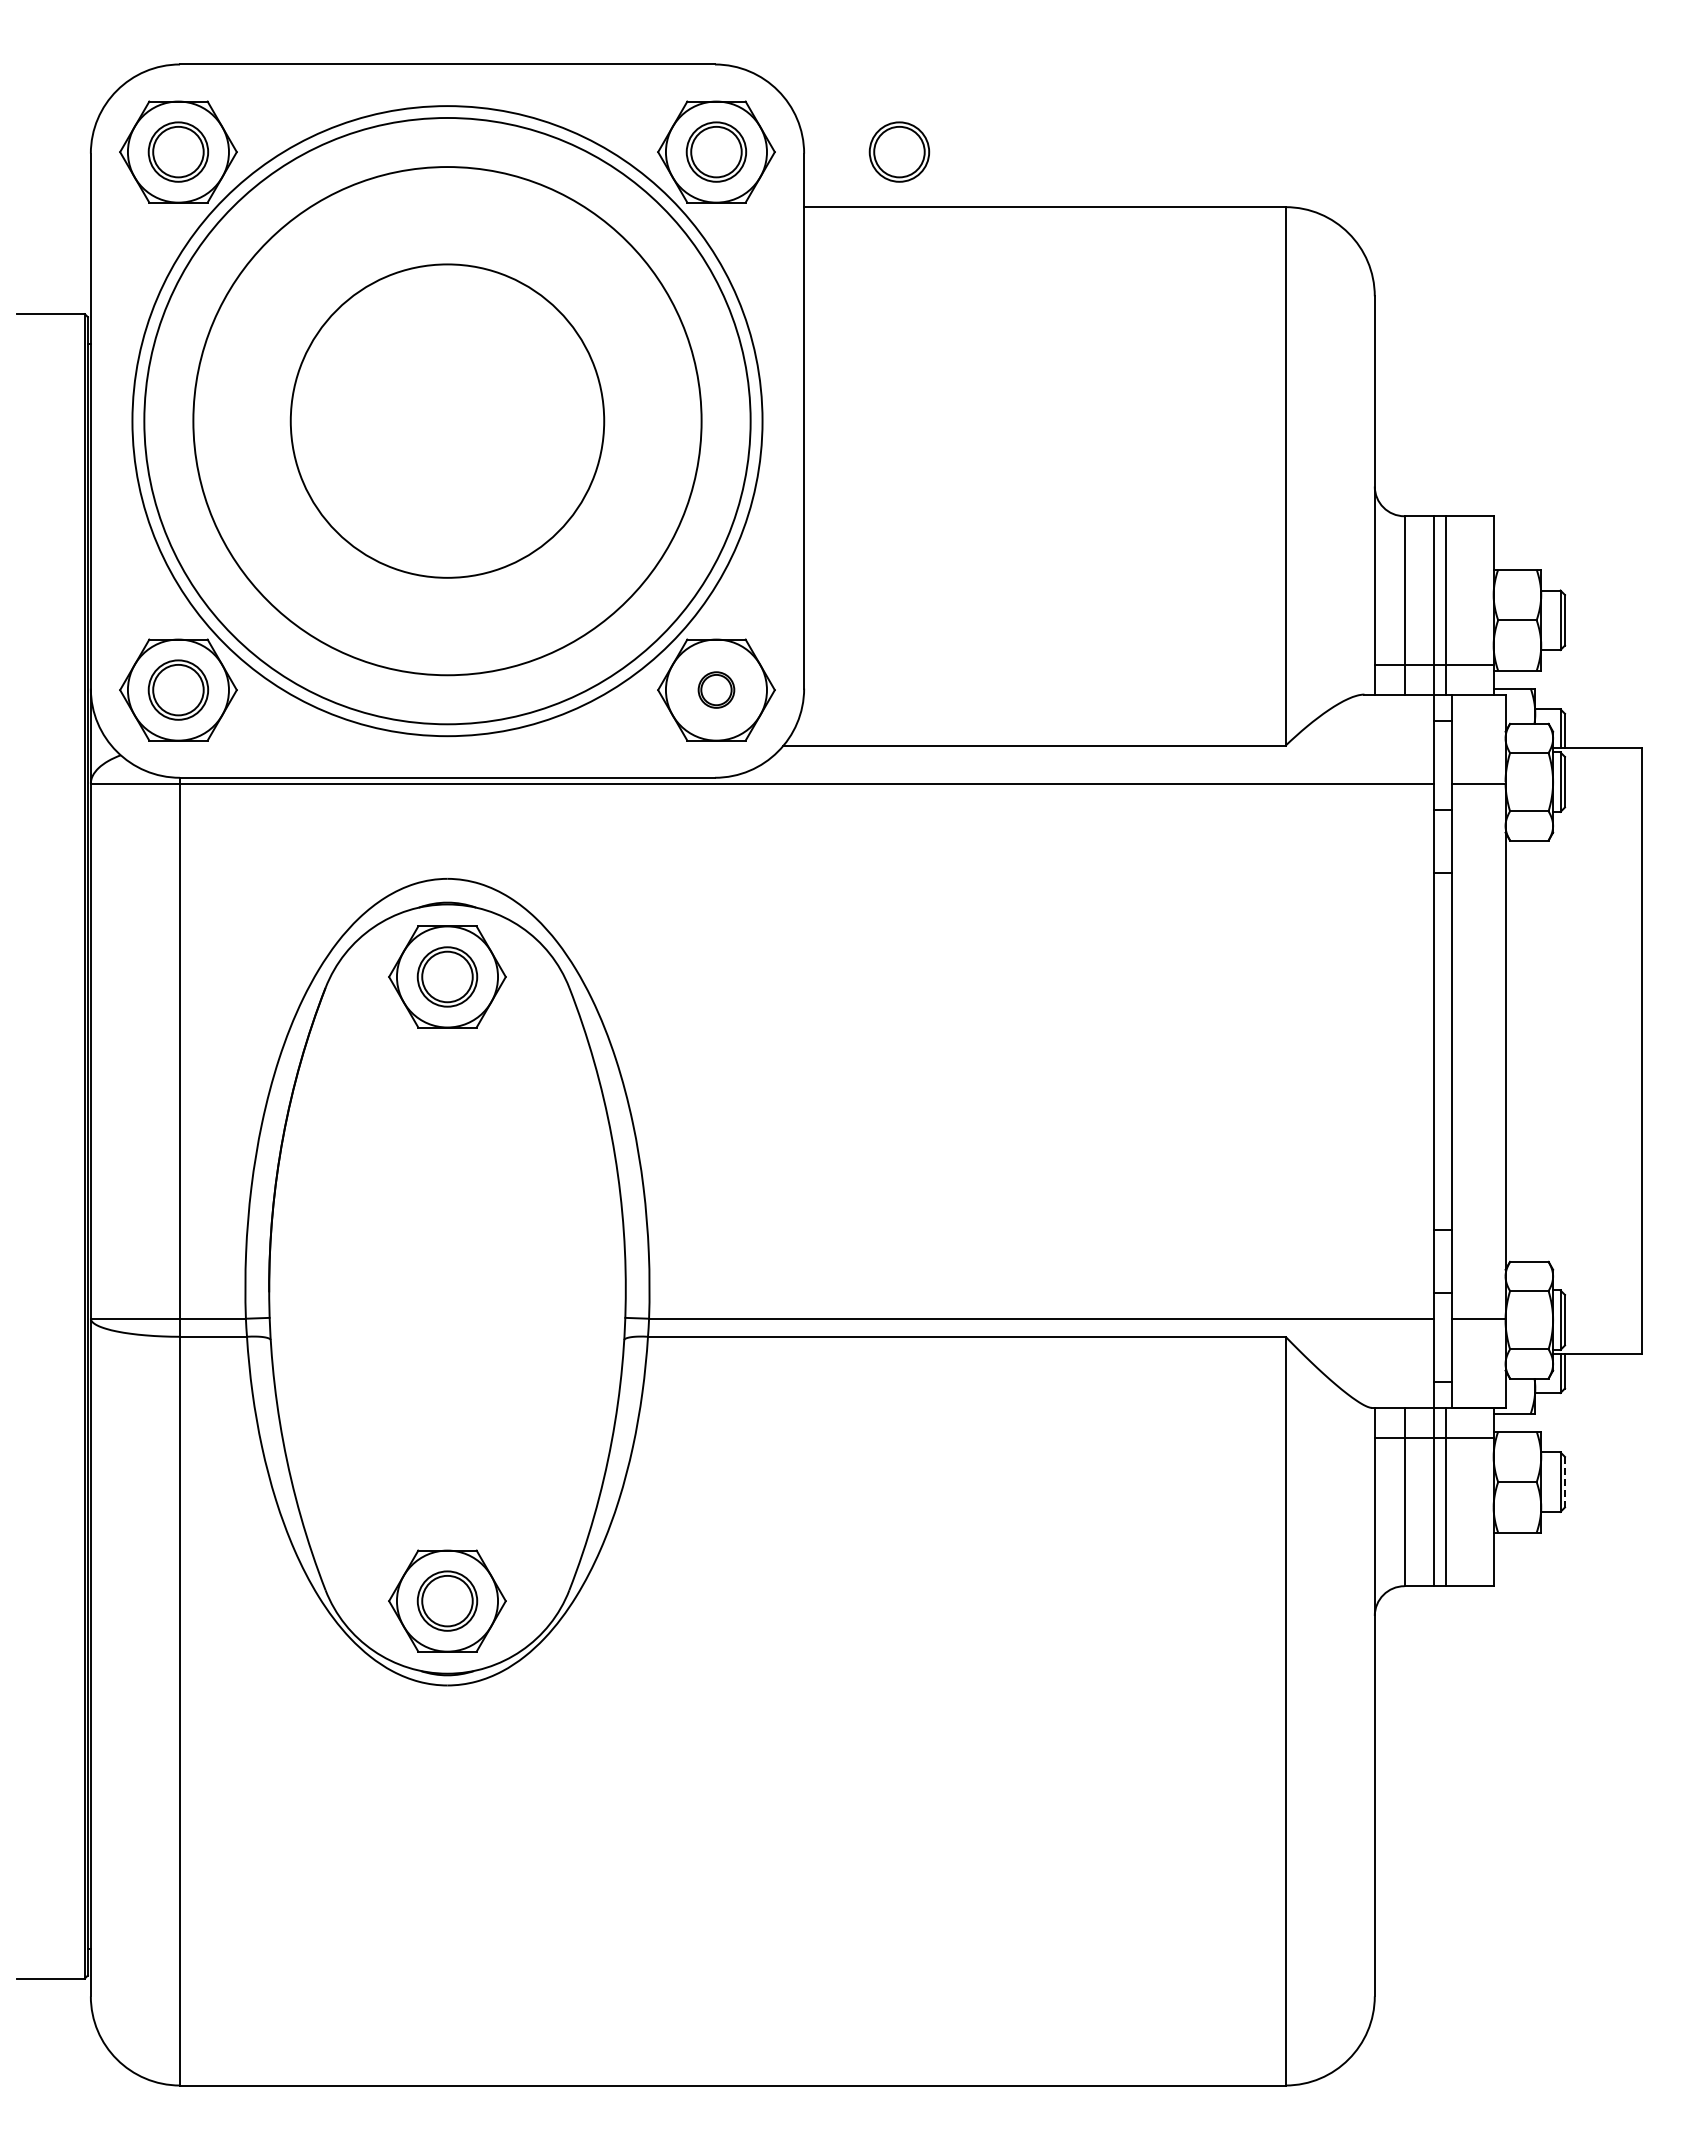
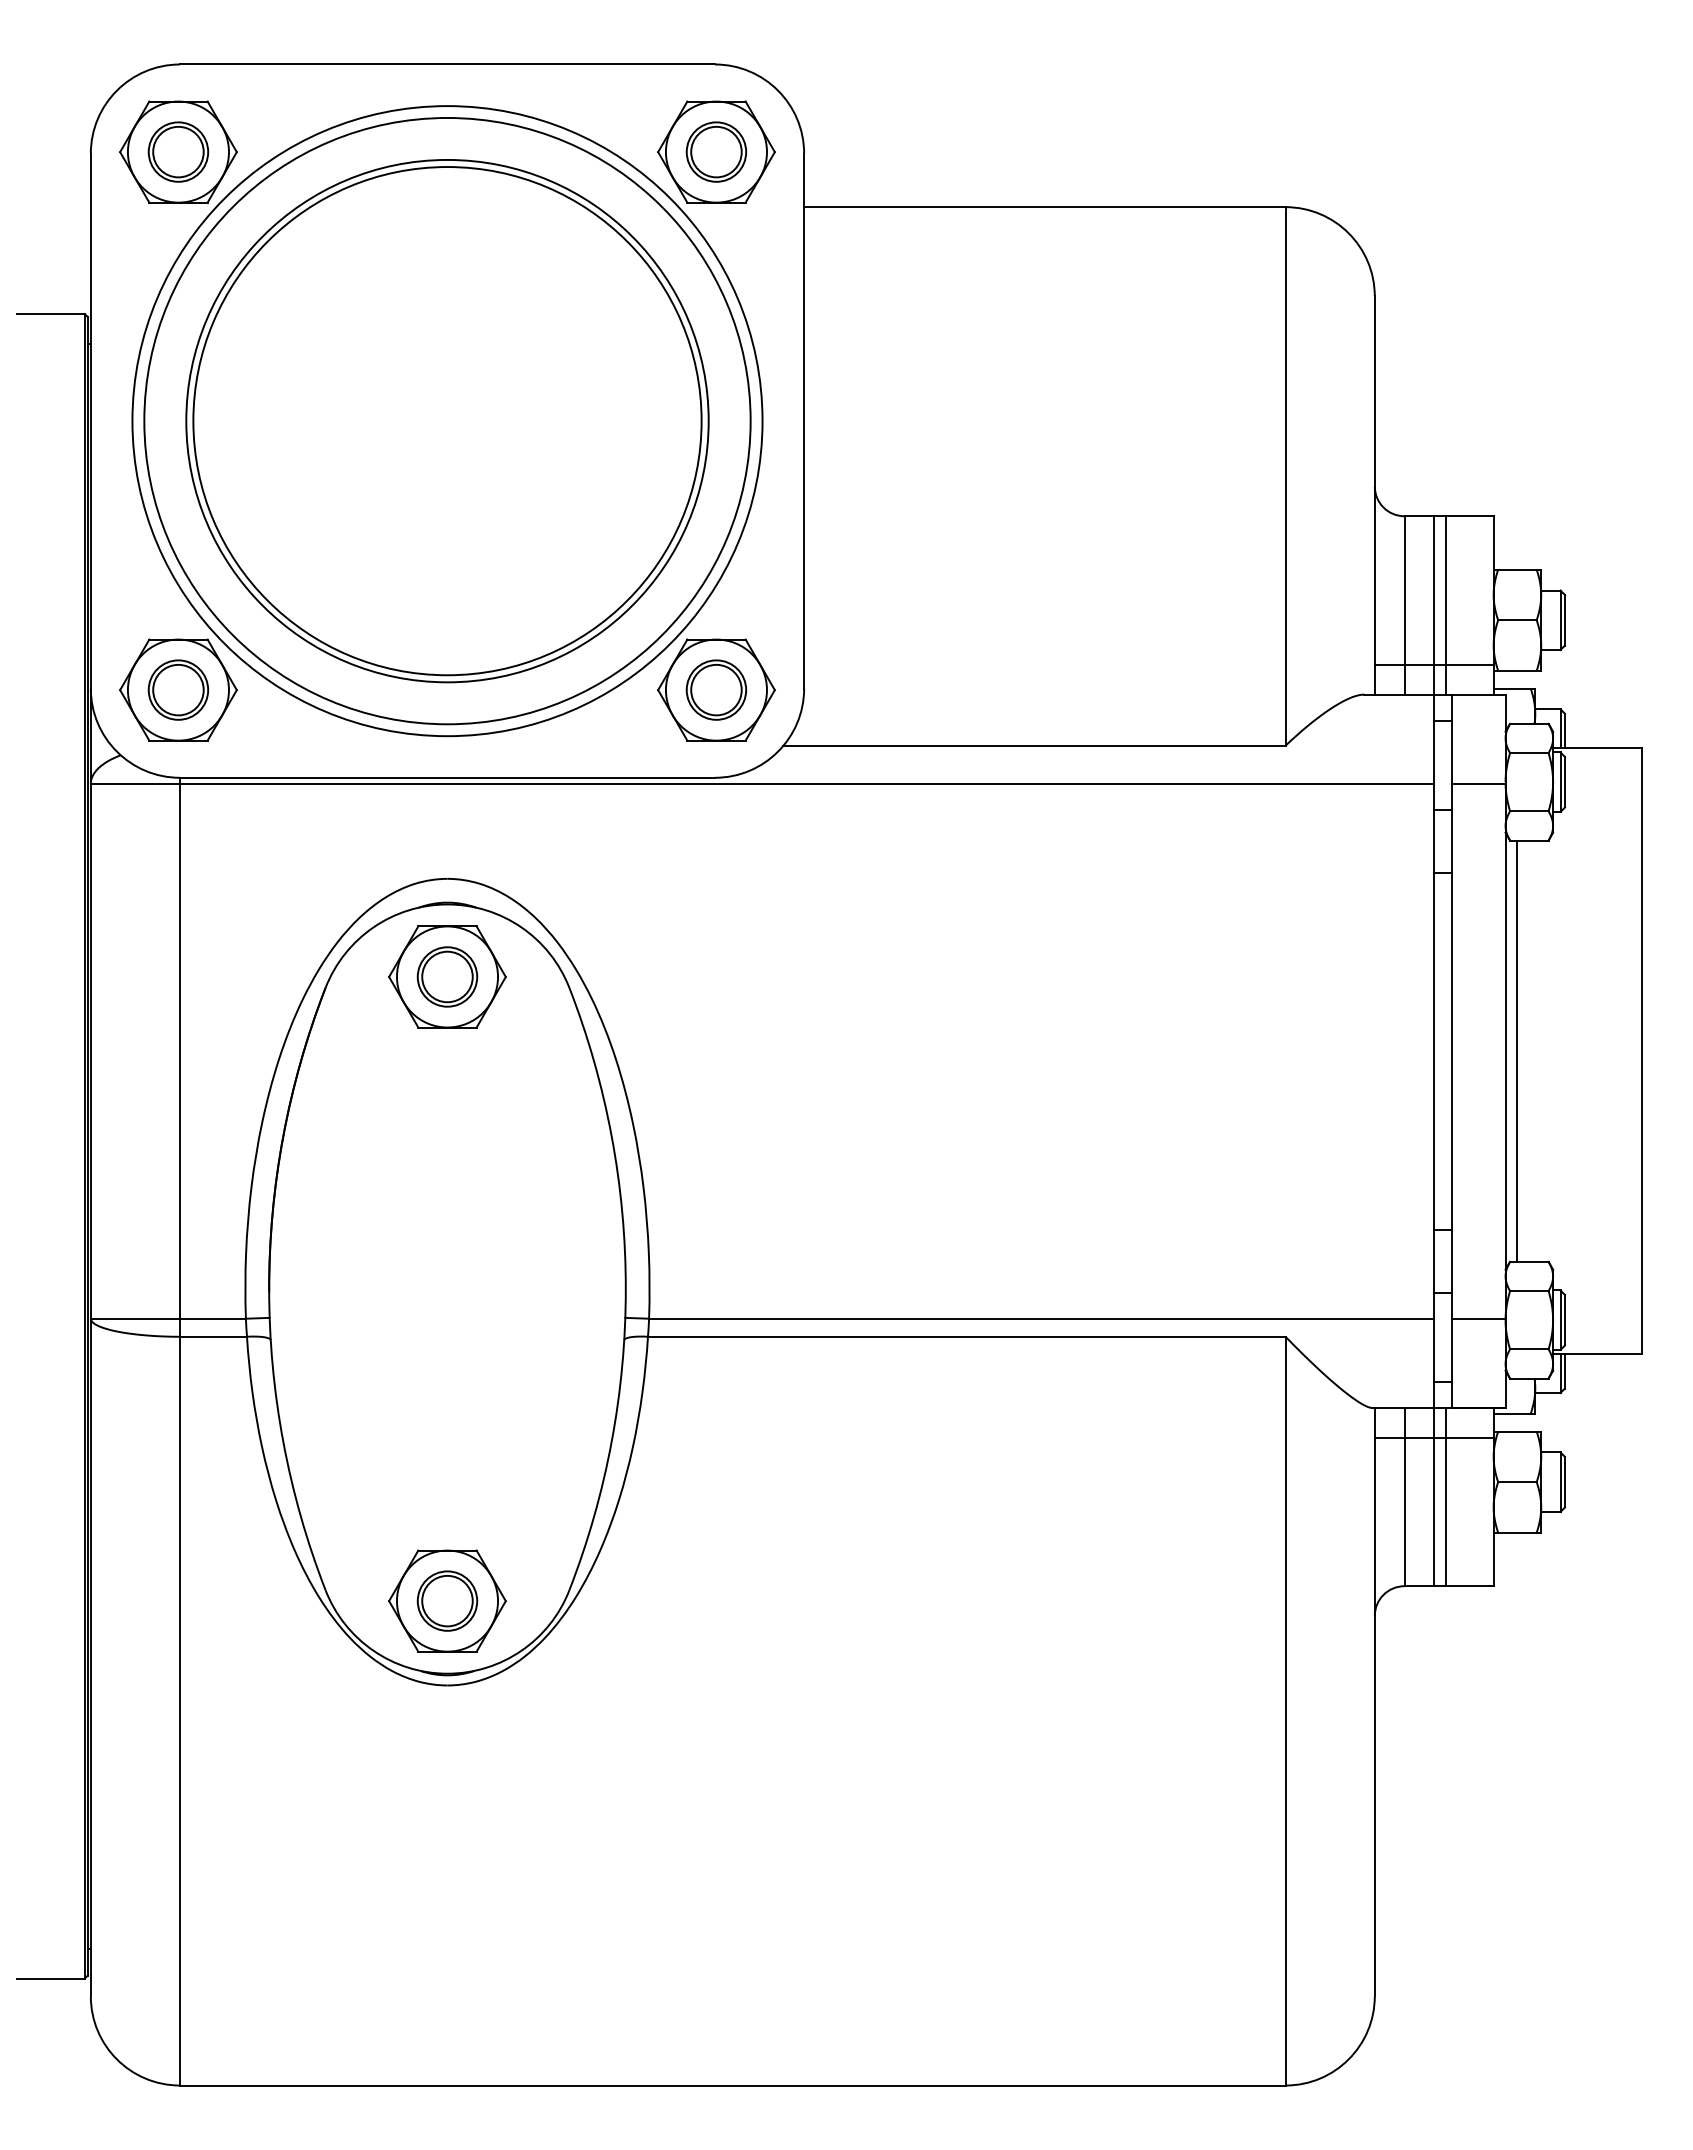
part: present -> none (899, 151)
circle diameter: 313 px -> 522 px (447, 420)
part size: 39x38 px -> 63x62 px (716, 689)
line: none -> present (1517, 1050)
line: dashed -> solid (1565, 1482)
